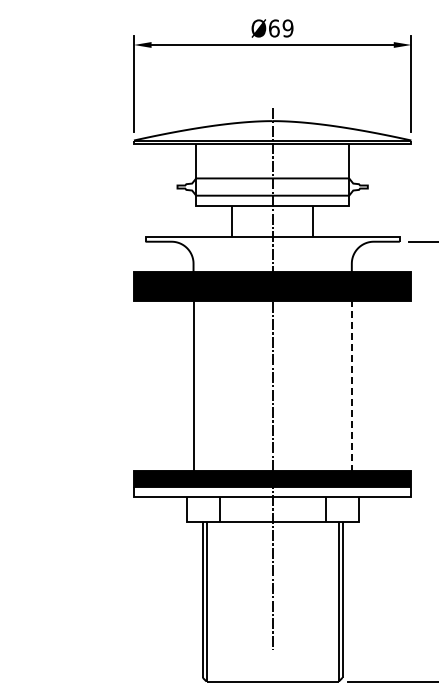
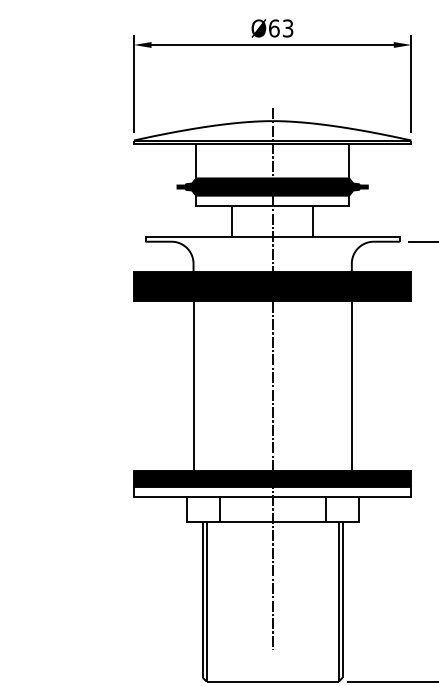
text: Ø69 -> Ø63 (287, 28)
fill: none -> present (272, 186)
line: dashed -> solid (351, 386)
